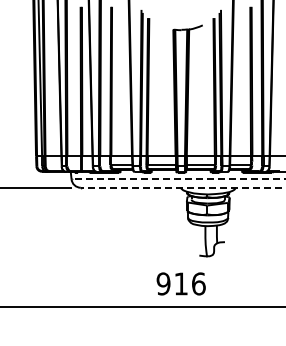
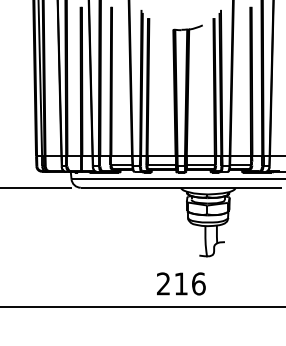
line: dashed -> solid (178, 179)
line: dashed -> solid (180, 187)
text: 916 -> 216 (163, 283)
